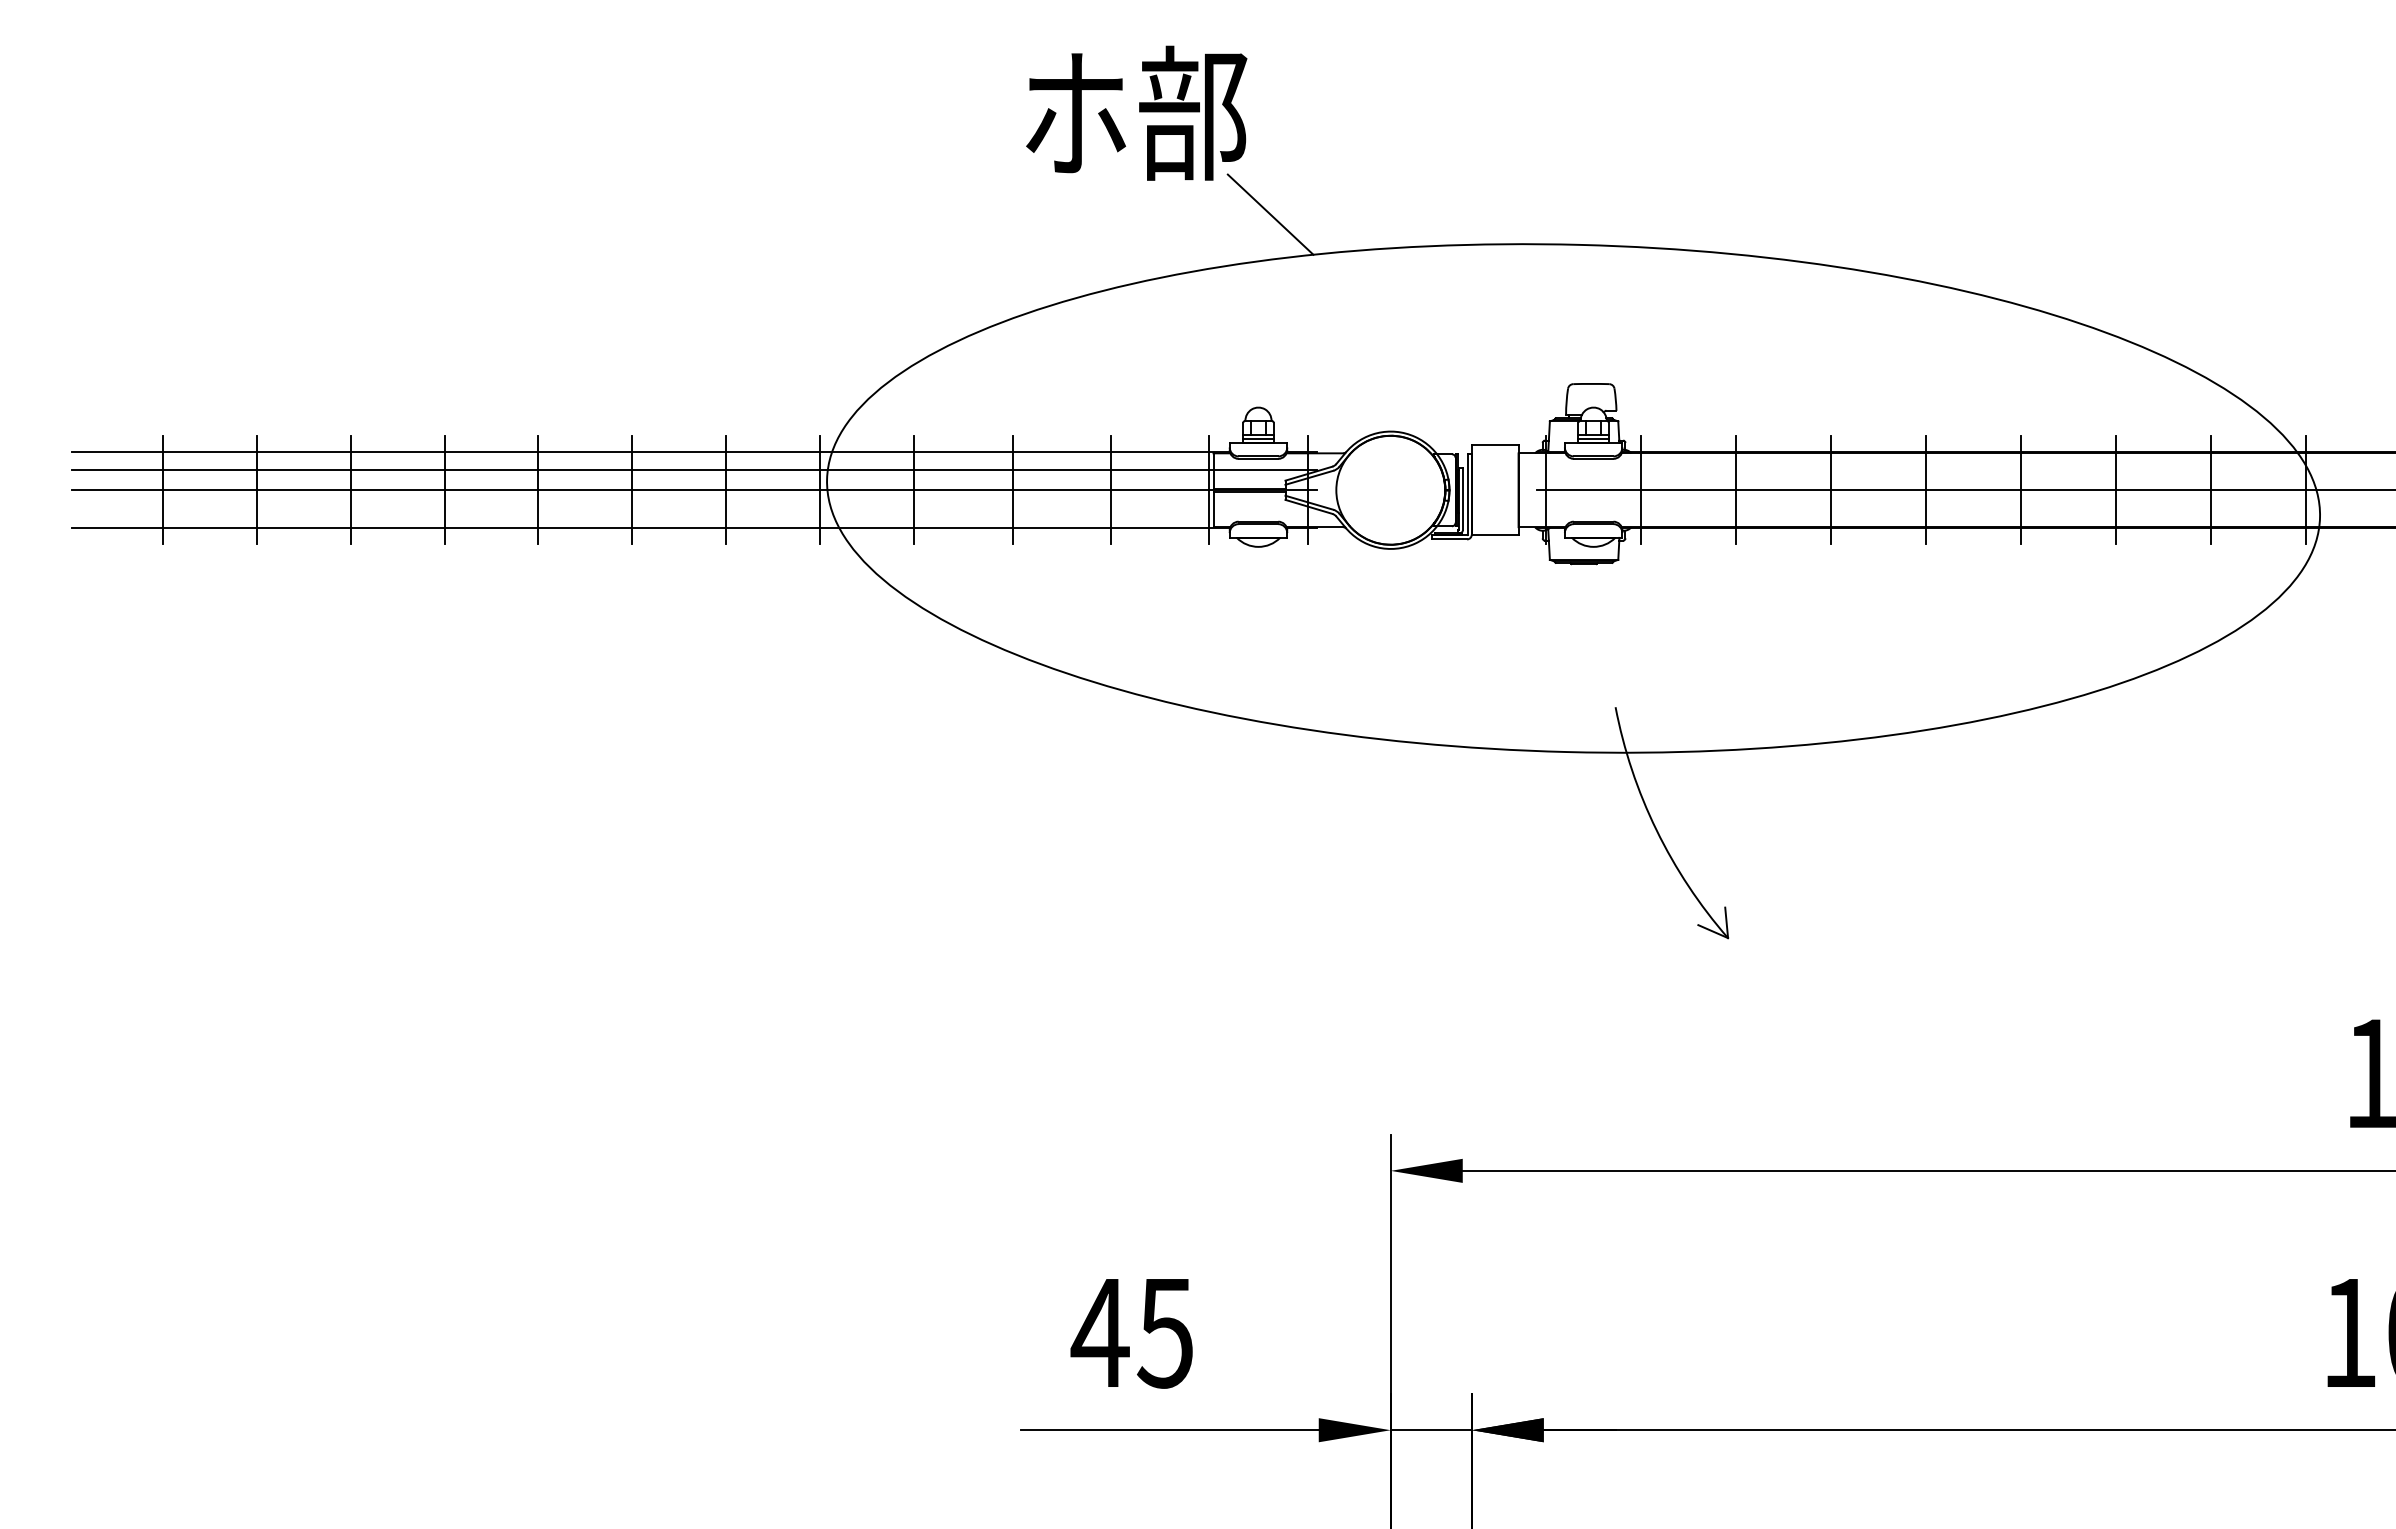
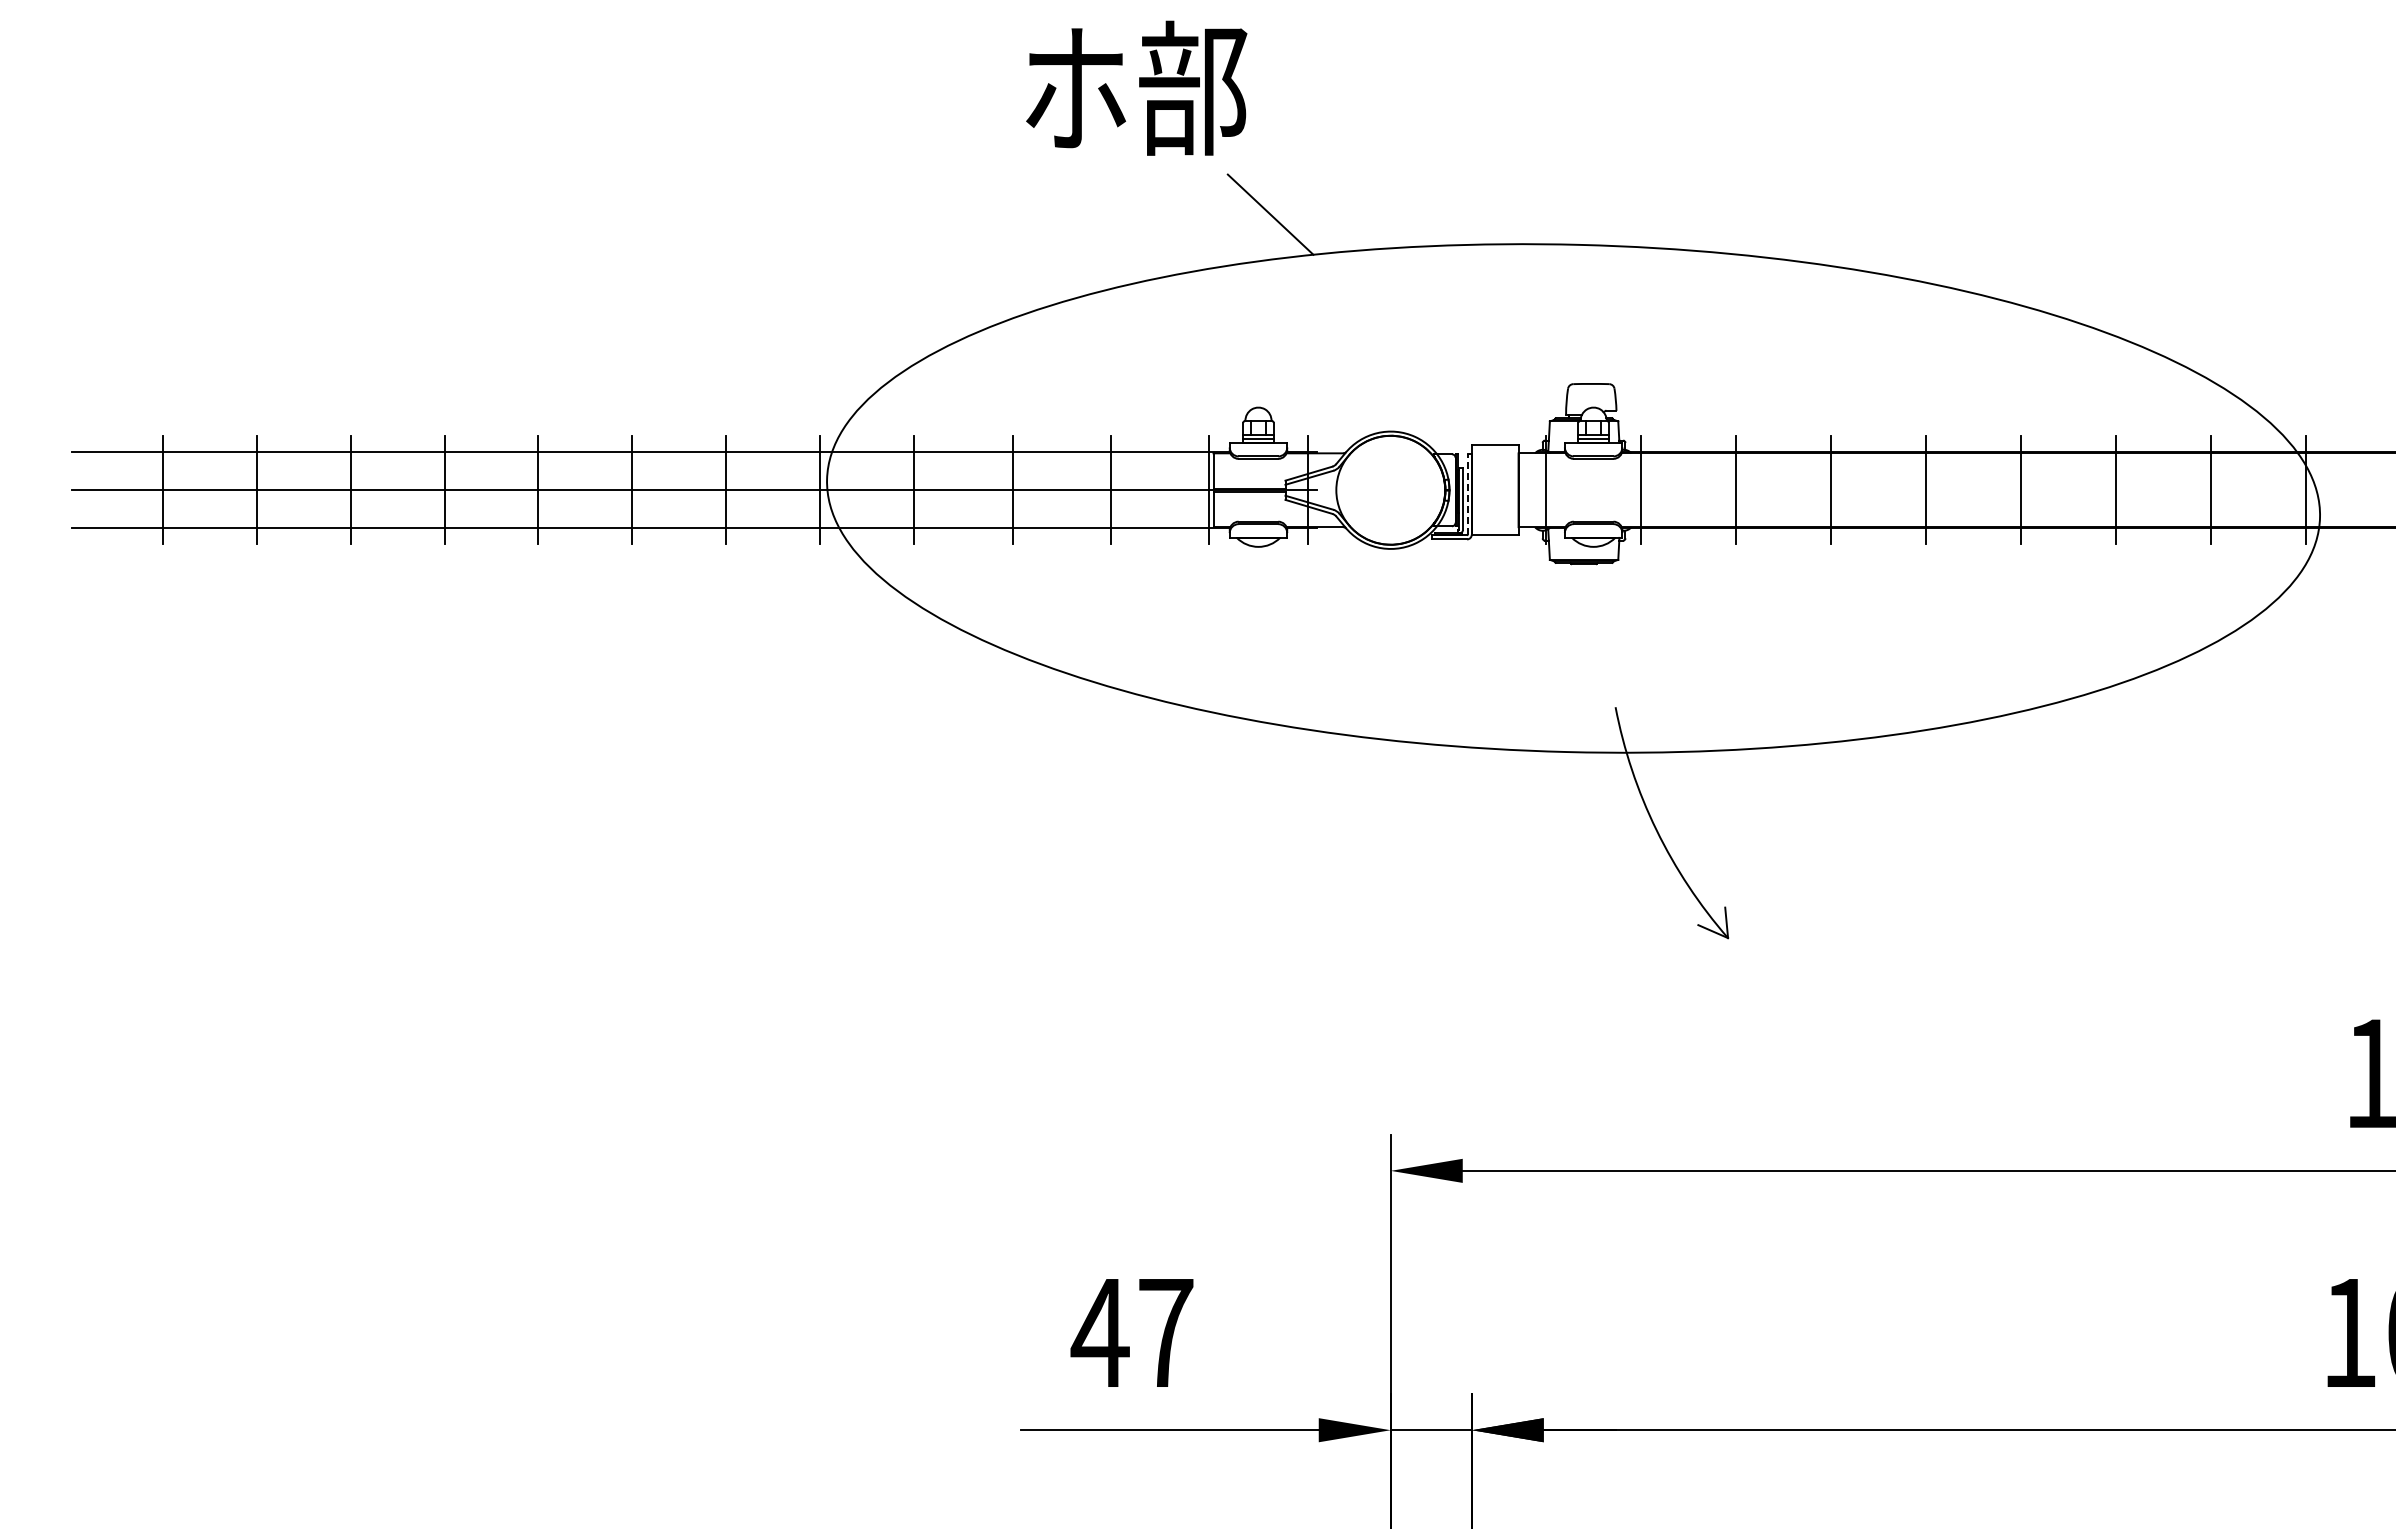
text position: (1136, 112) -> (1136, 87) (1136, 87)
line: present -> none (693, 470)
line: present -> none (1964, 490)
line: solid -> dashed (1467, 494)
text: 45 -> 47 (1165, 1333)
